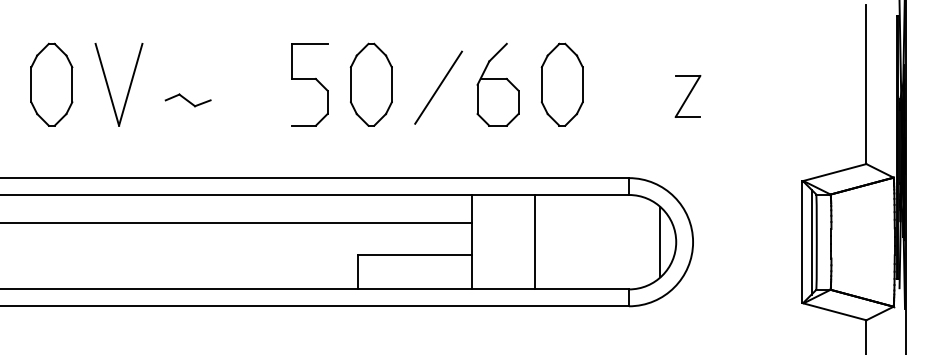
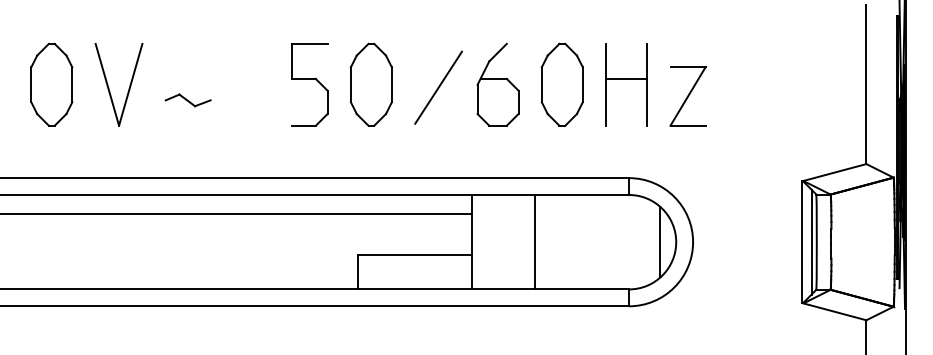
part: none -> present (626, 84)
part size: 28x43 px -> 38x61 px (687, 96)
line position: (236, 222) -> (236, 213) (236, 213)
